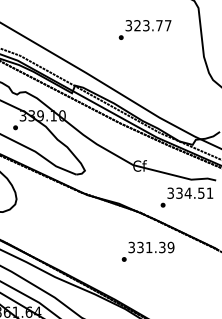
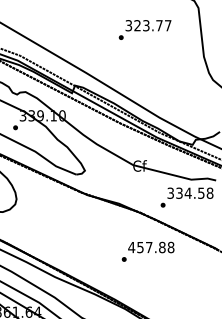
text: 334.51 -> 334.58 (209, 192)
text: 331.39 -> 457.88 (151, 247)
